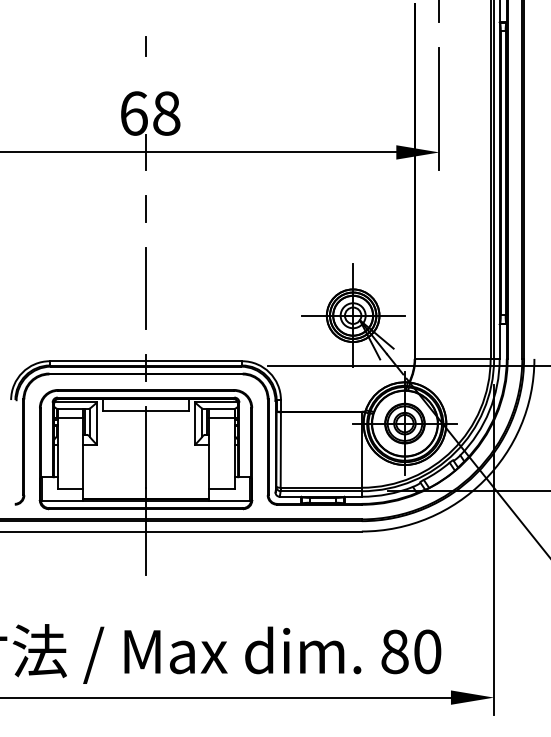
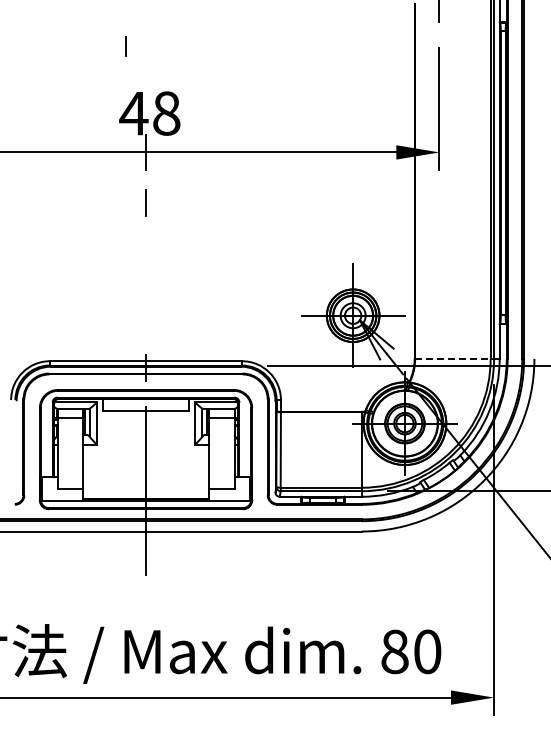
line position: (145, 46) -> (125, 46) (125, 46)
text: 68 -> 48 (133, 113)
line position: (145, 208) -> (145, 202) (145, 202)
line: present -> none (146, 288)
line: solid -> dashed (452, 358)
